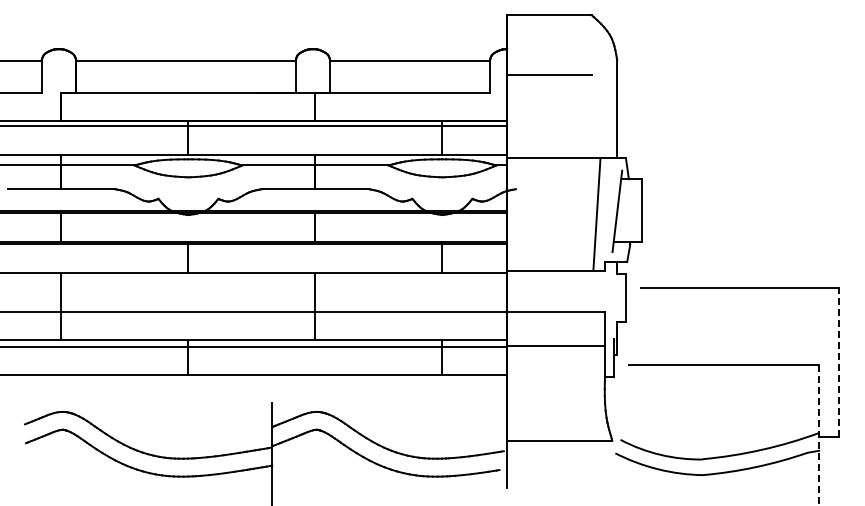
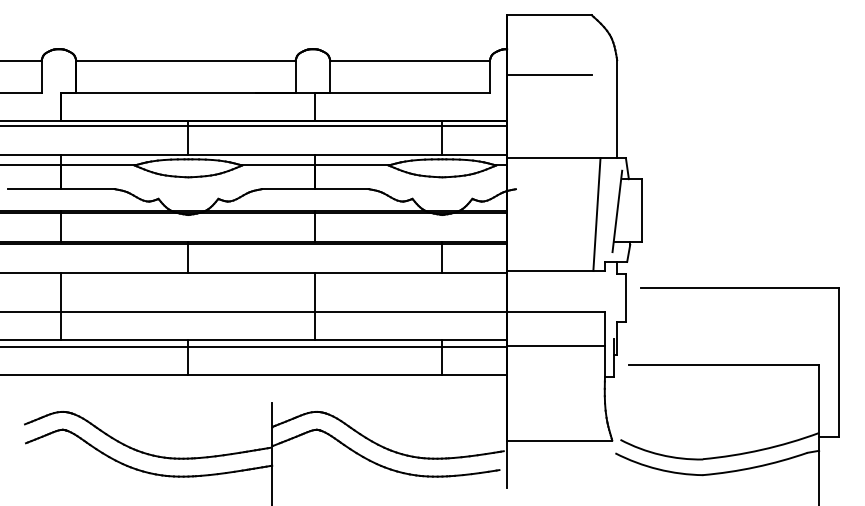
line: dashed -> solid (839, 362)
line: dashed -> solid (819, 435)
